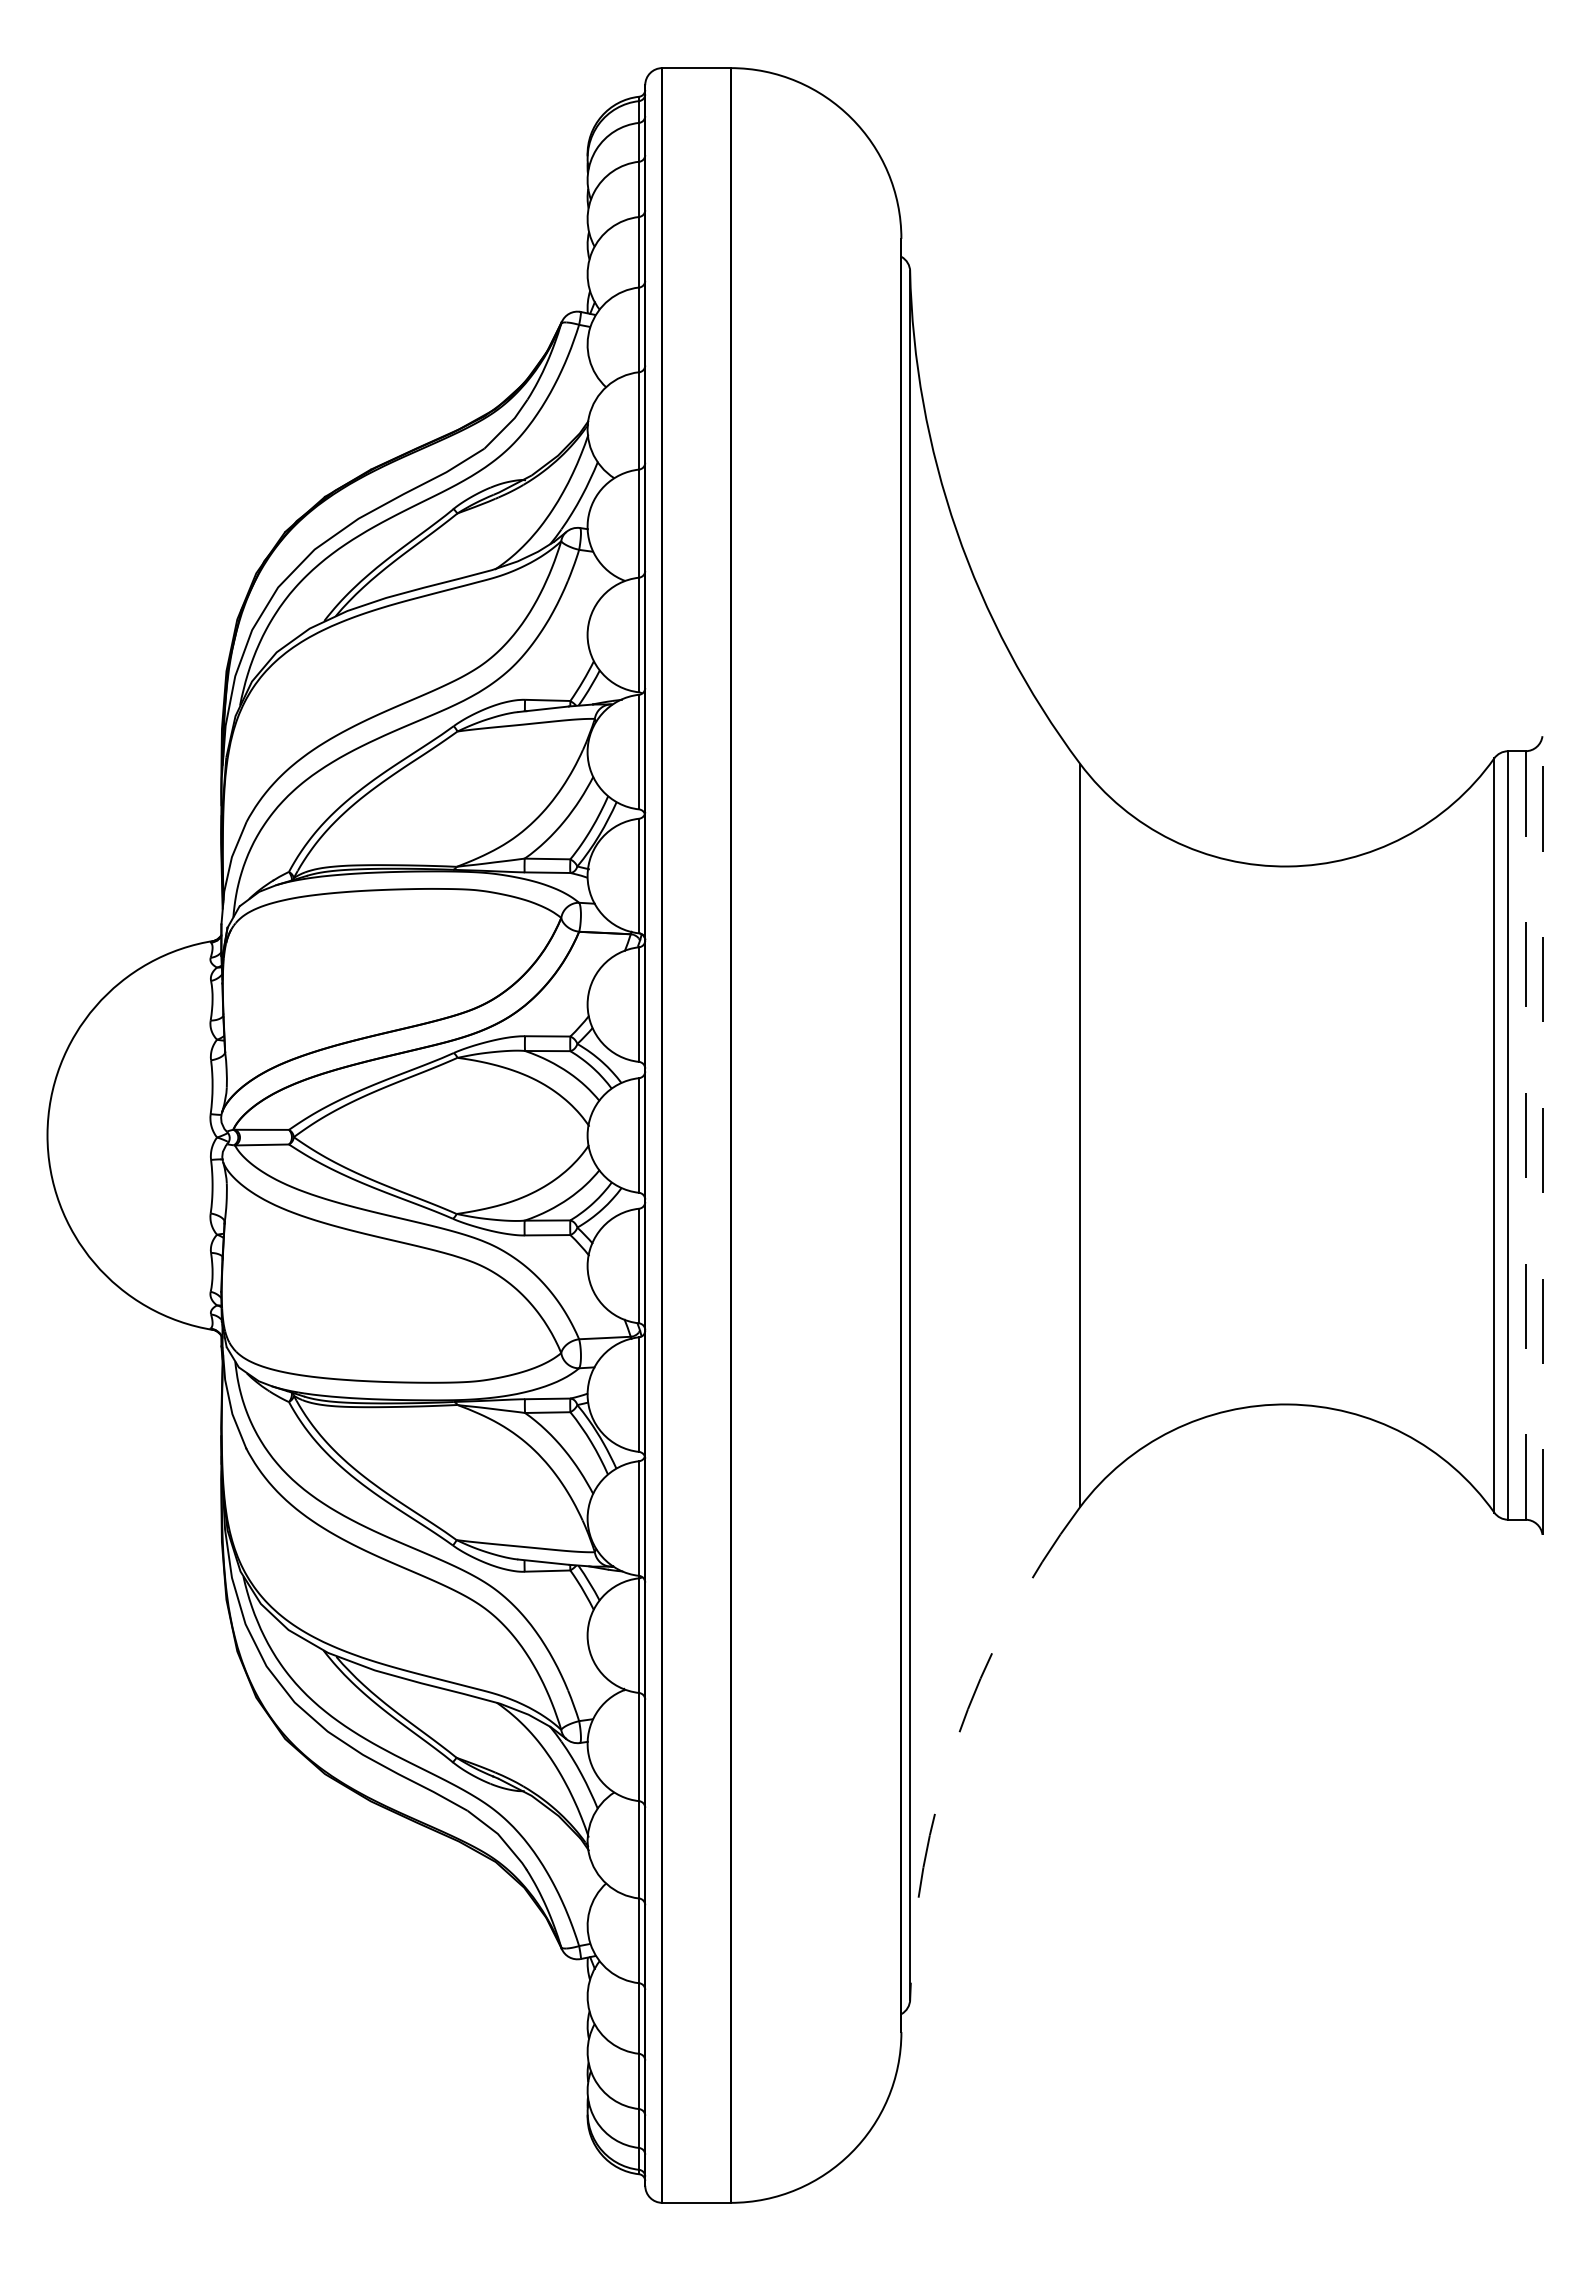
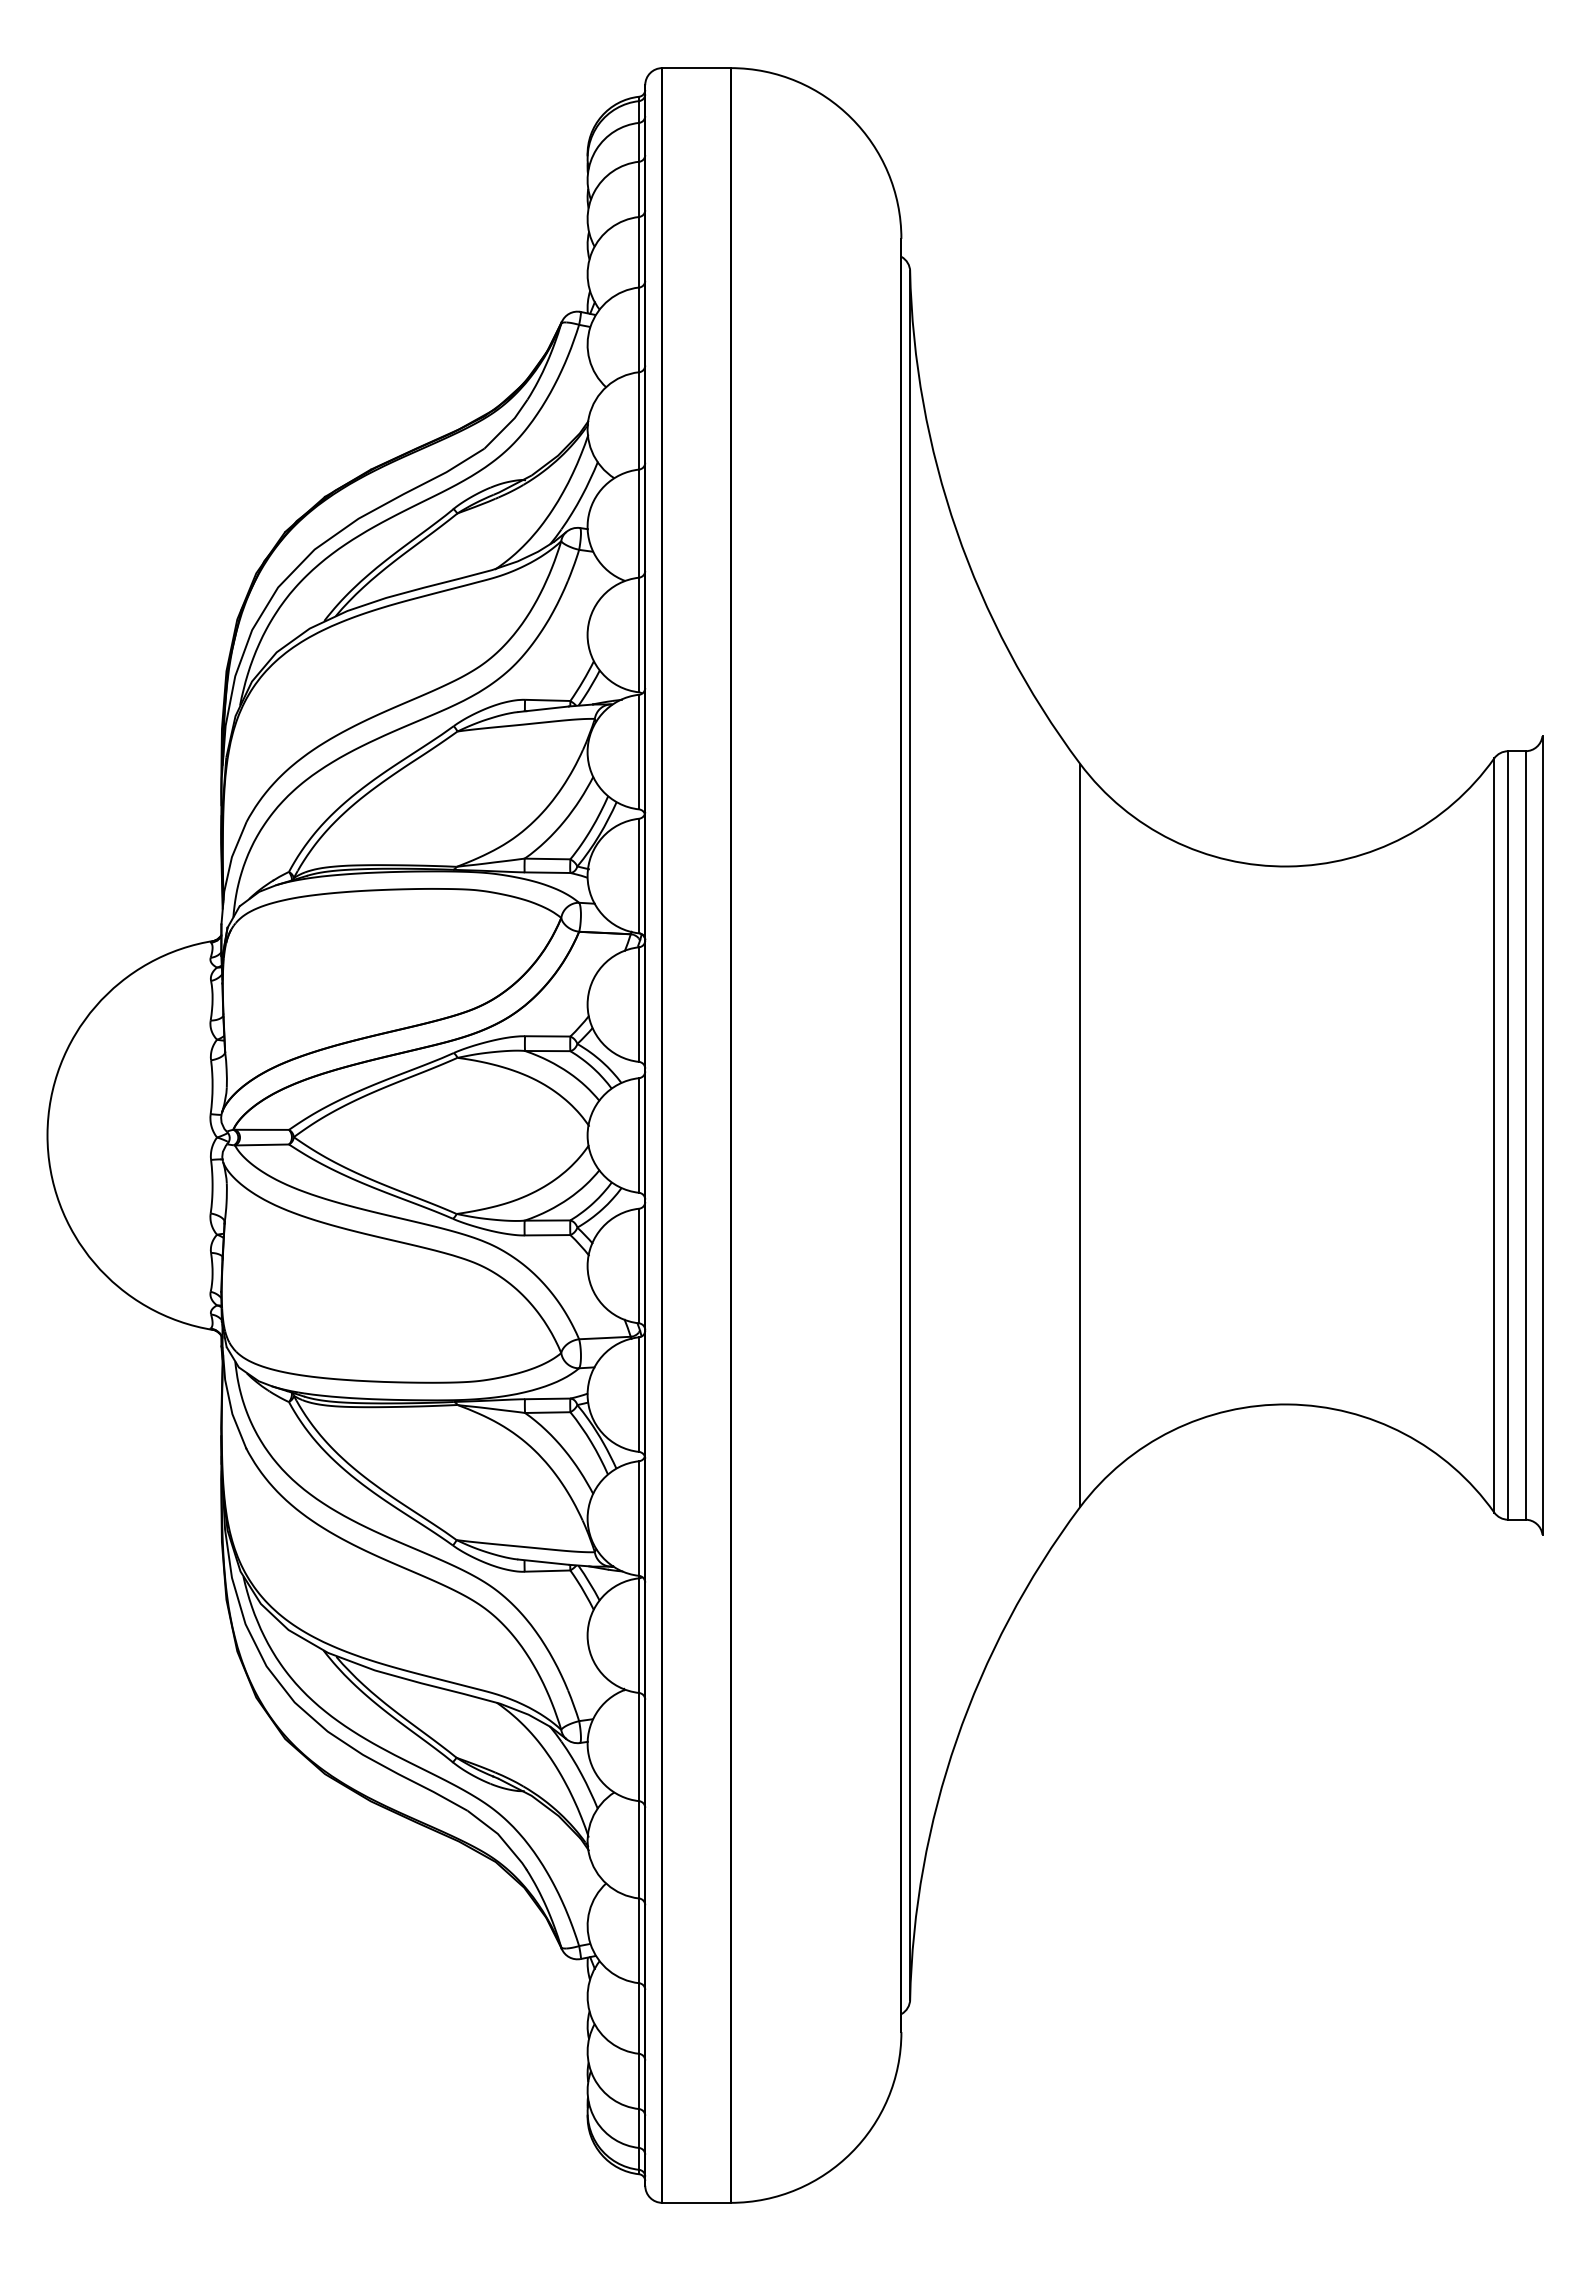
line: dashed -> solid (1525, 1134)
line: dashed -> solid (1542, 1134)
arc: dashed -> solid (956, 1740)
